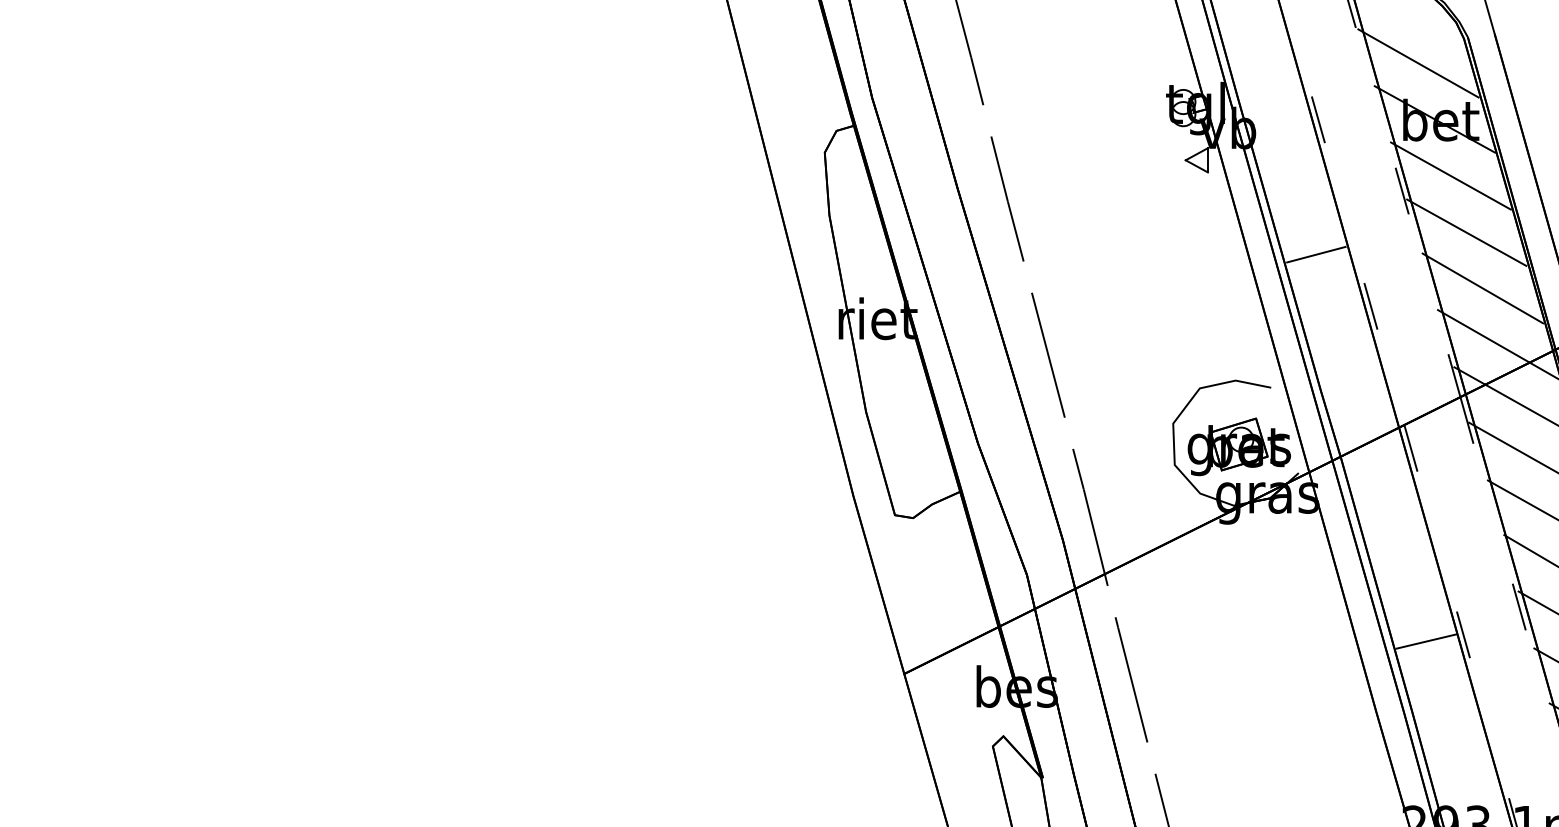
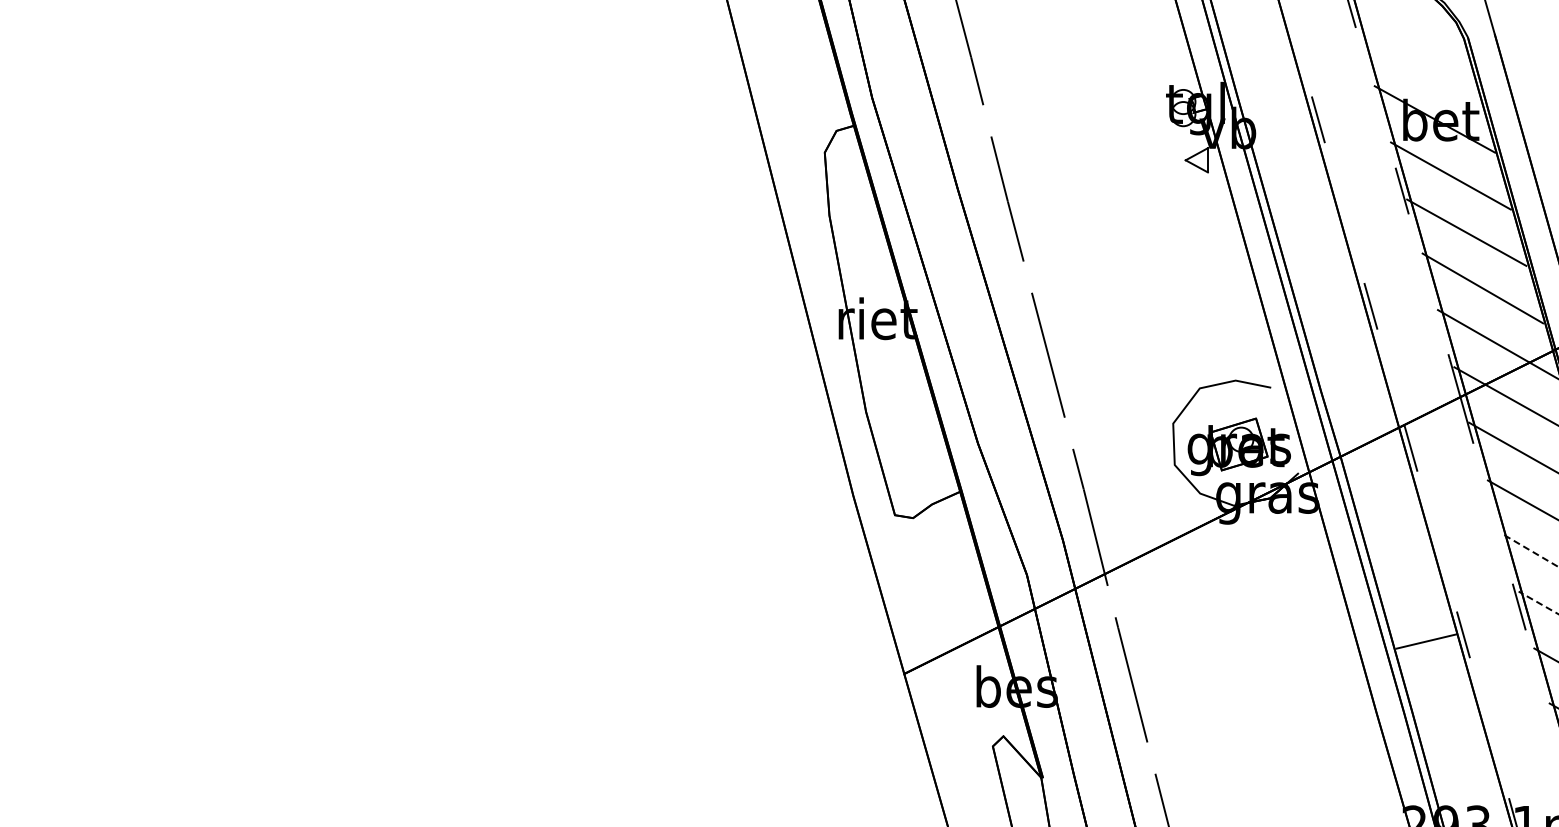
line: present -> none (1418, 63)
line: present -> none (1316, 254)
line: solid -> dashed (1531, 551)
line: solid -> dashed (1538, 602)
